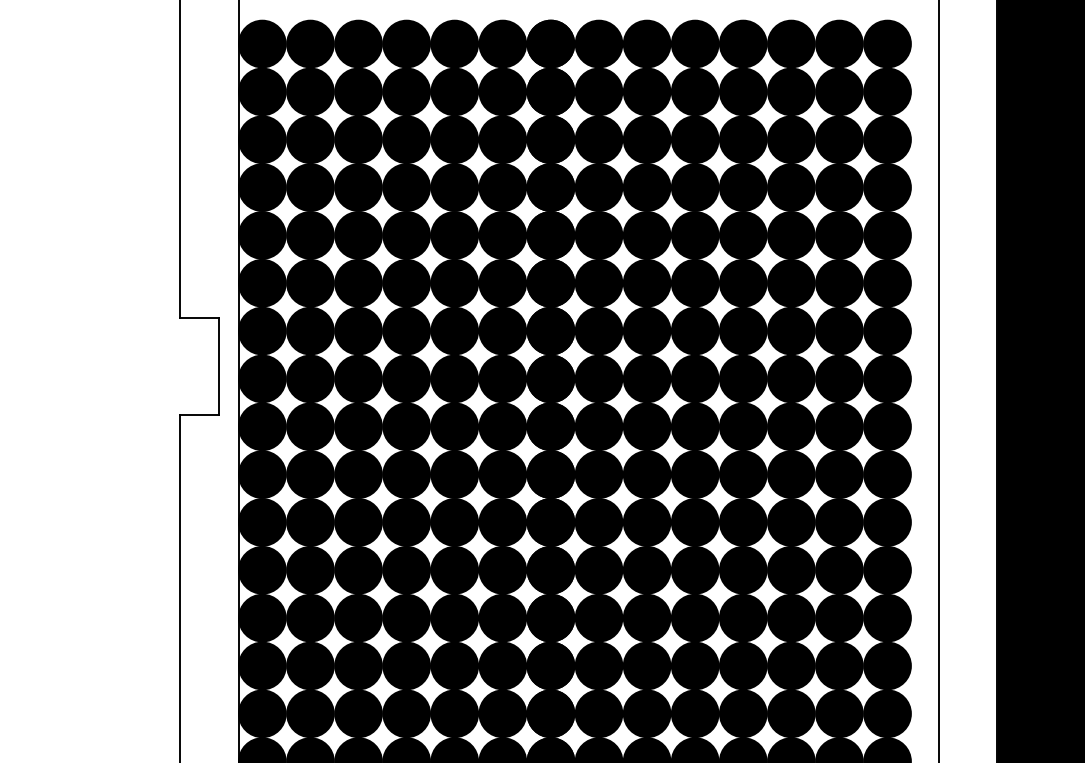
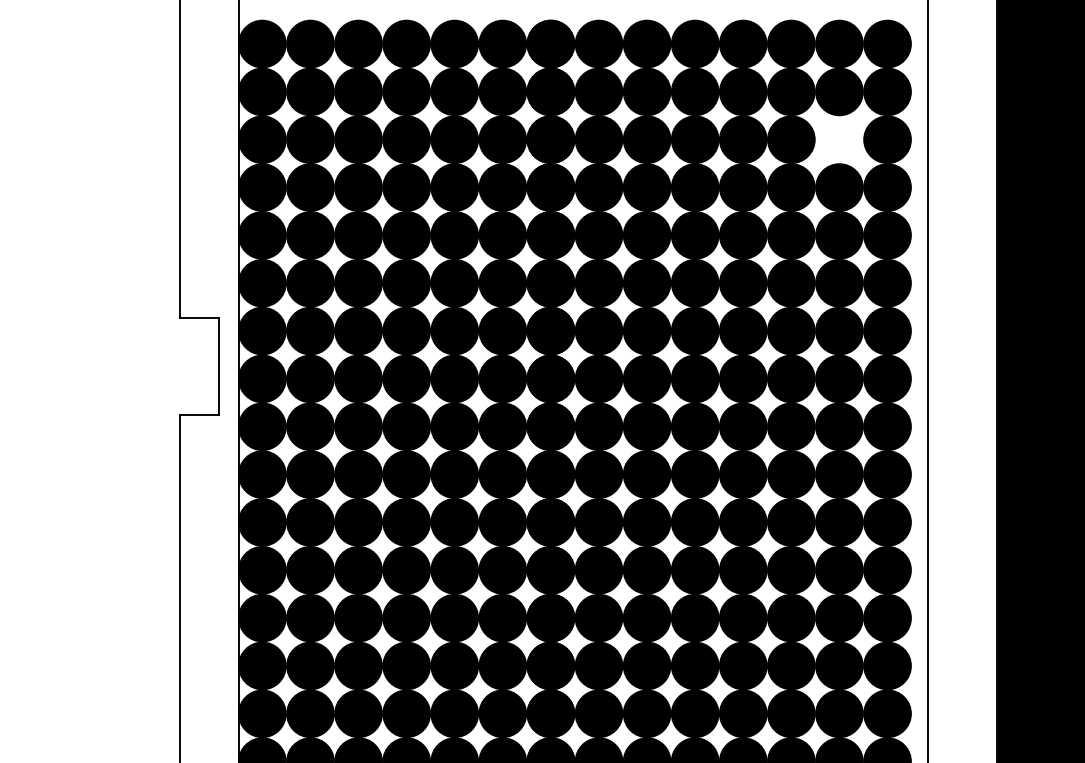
fill: present -> none (839, 139)
line position: (939, 380) -> (928, 380) (928, 380)
